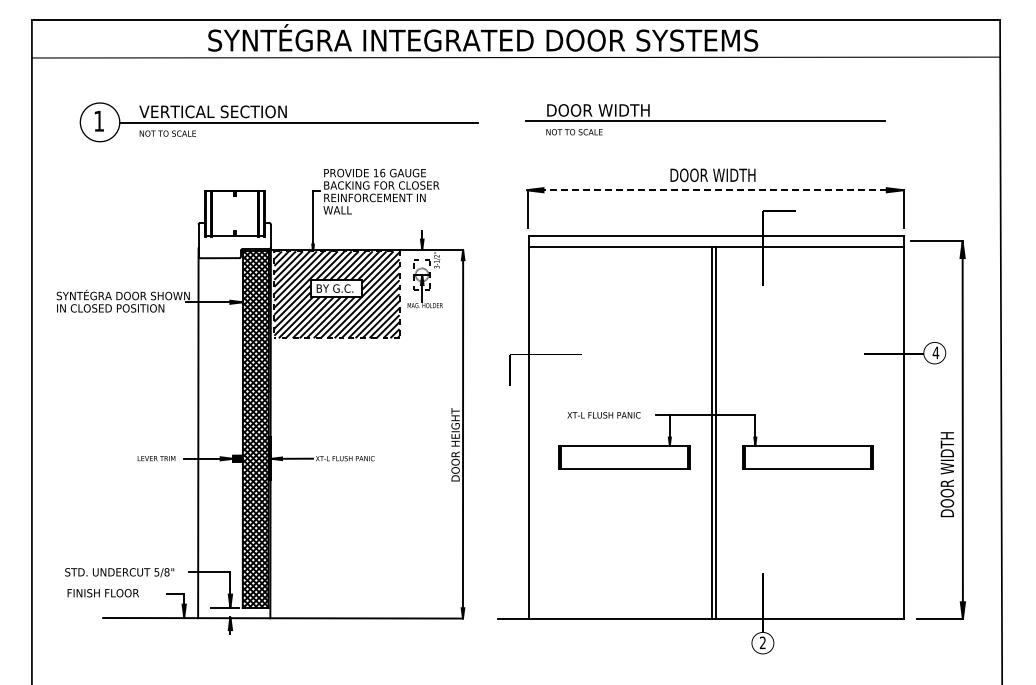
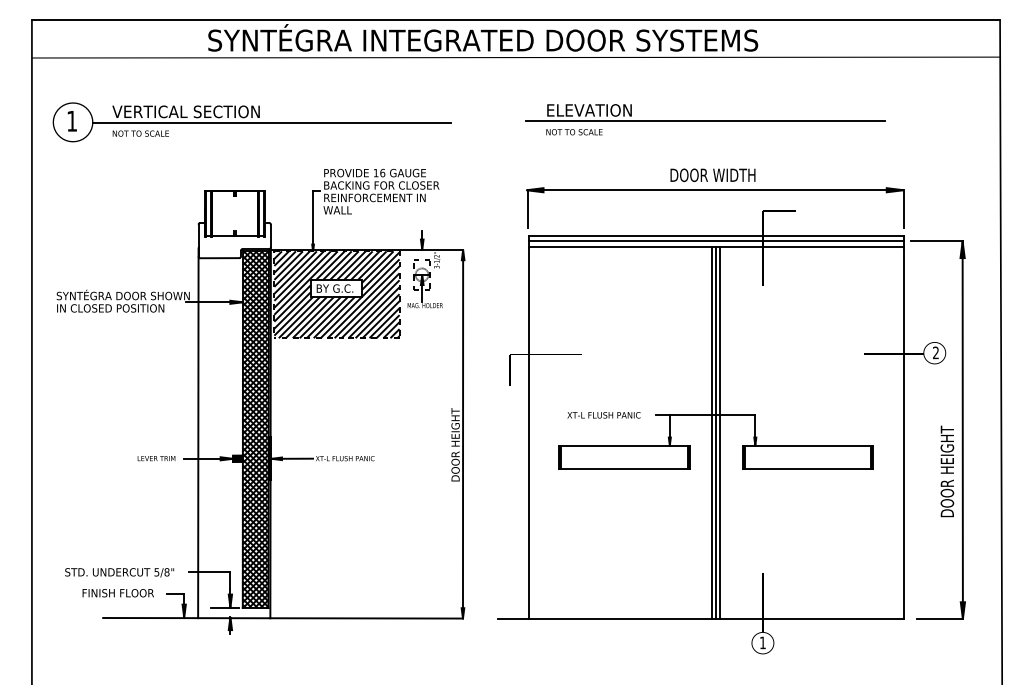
text: DOOR WIDTH -> ELEVATION (598, 110)
part position: (278, 122) -> (251, 122) (251, 122)
line: dashed -> solid (708, 190)
line: none -> present (715, 241)
text: 4 -> 2 (935, 352)
line: none -> present (720, 432)
text: DOOR WIDTH -> DOOR HEIGHT (947, 449)
text position: (102, 593) -> (117, 593) (117, 593)
text: 2 -> 1 (762, 642)
